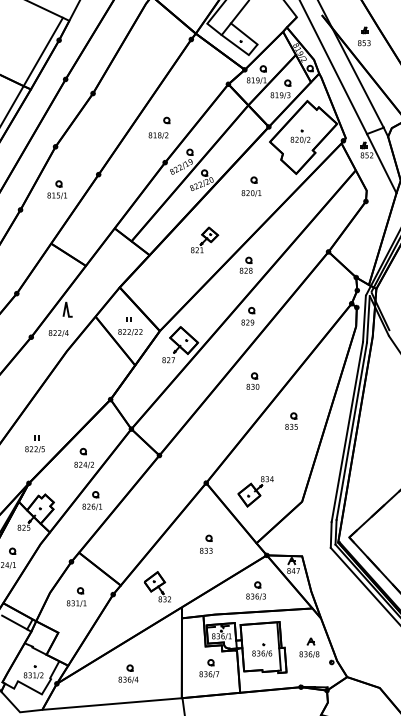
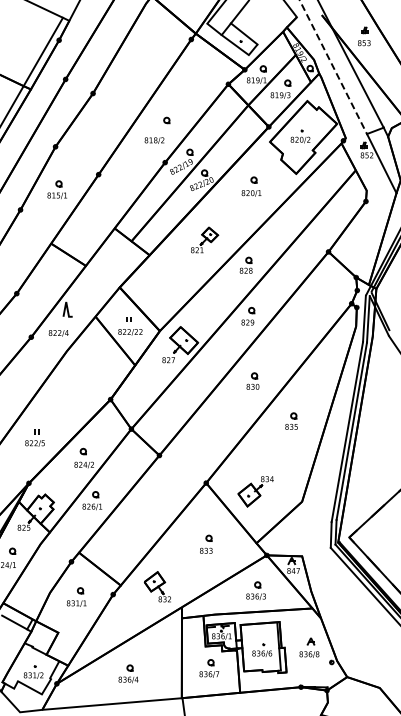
line: solid -> dashed (333, 67)
text position: (158, 135) -> (154, 140) (154, 140)
part position: (34, 443) -> (34, 437) (34, 437)
